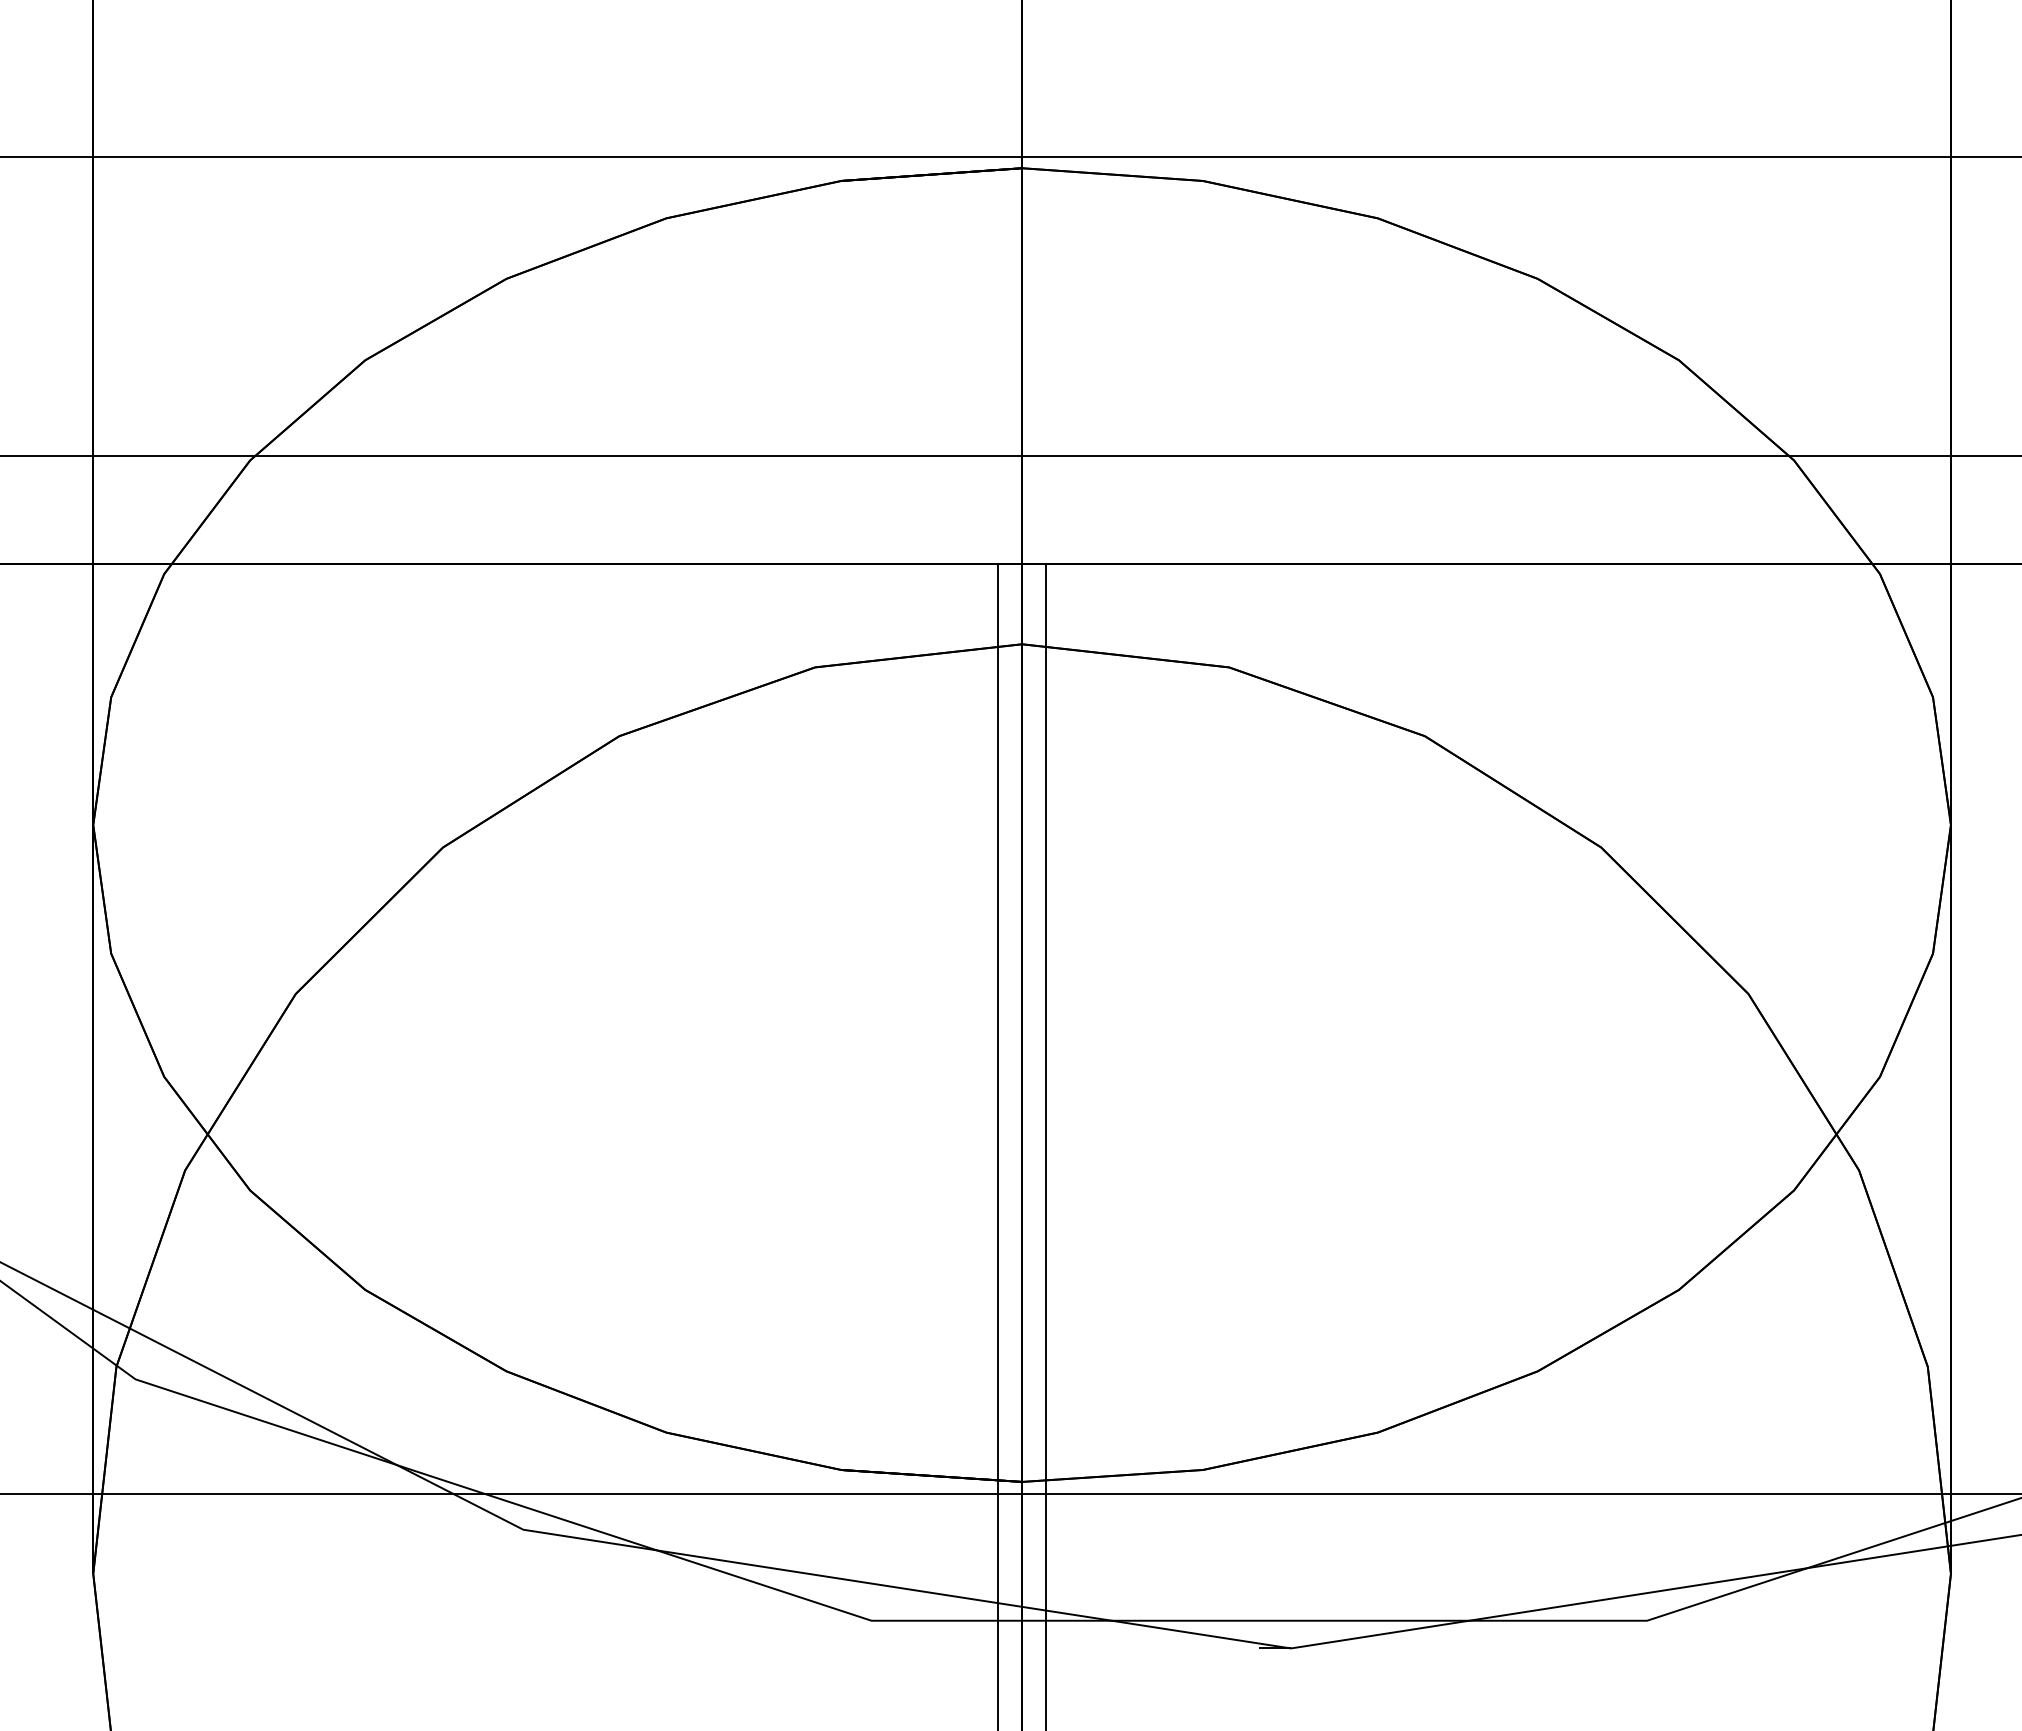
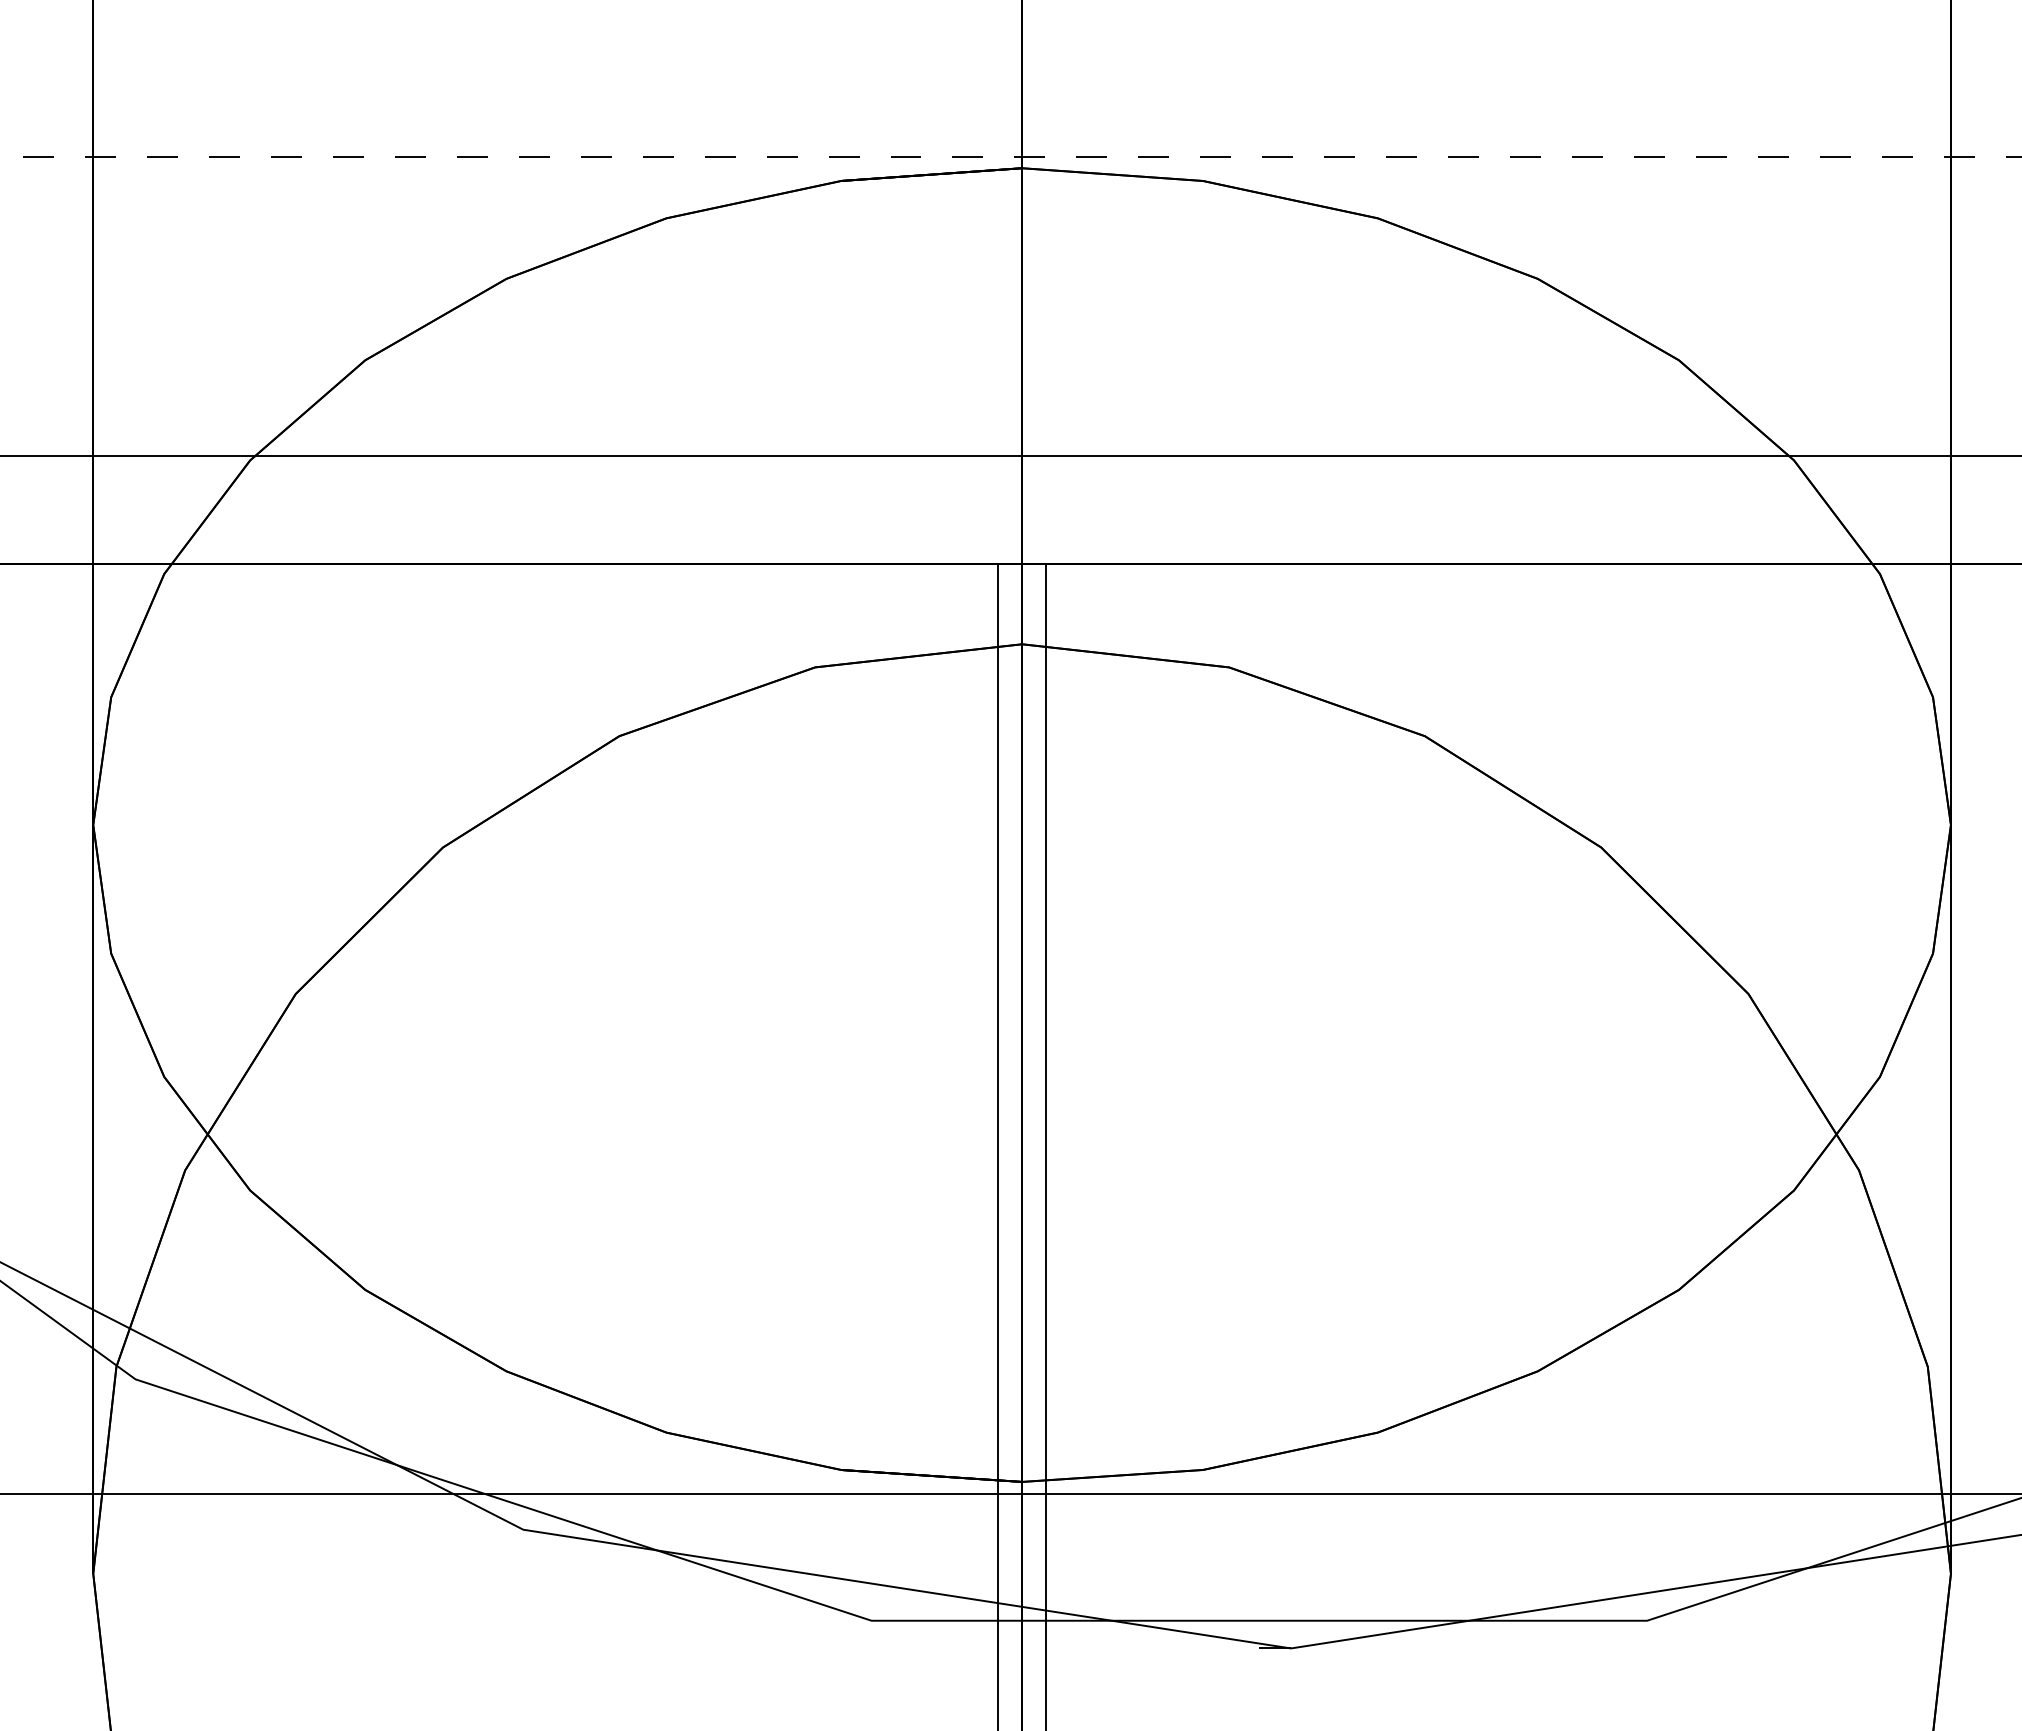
line: solid -> dashed (1012, 156)
